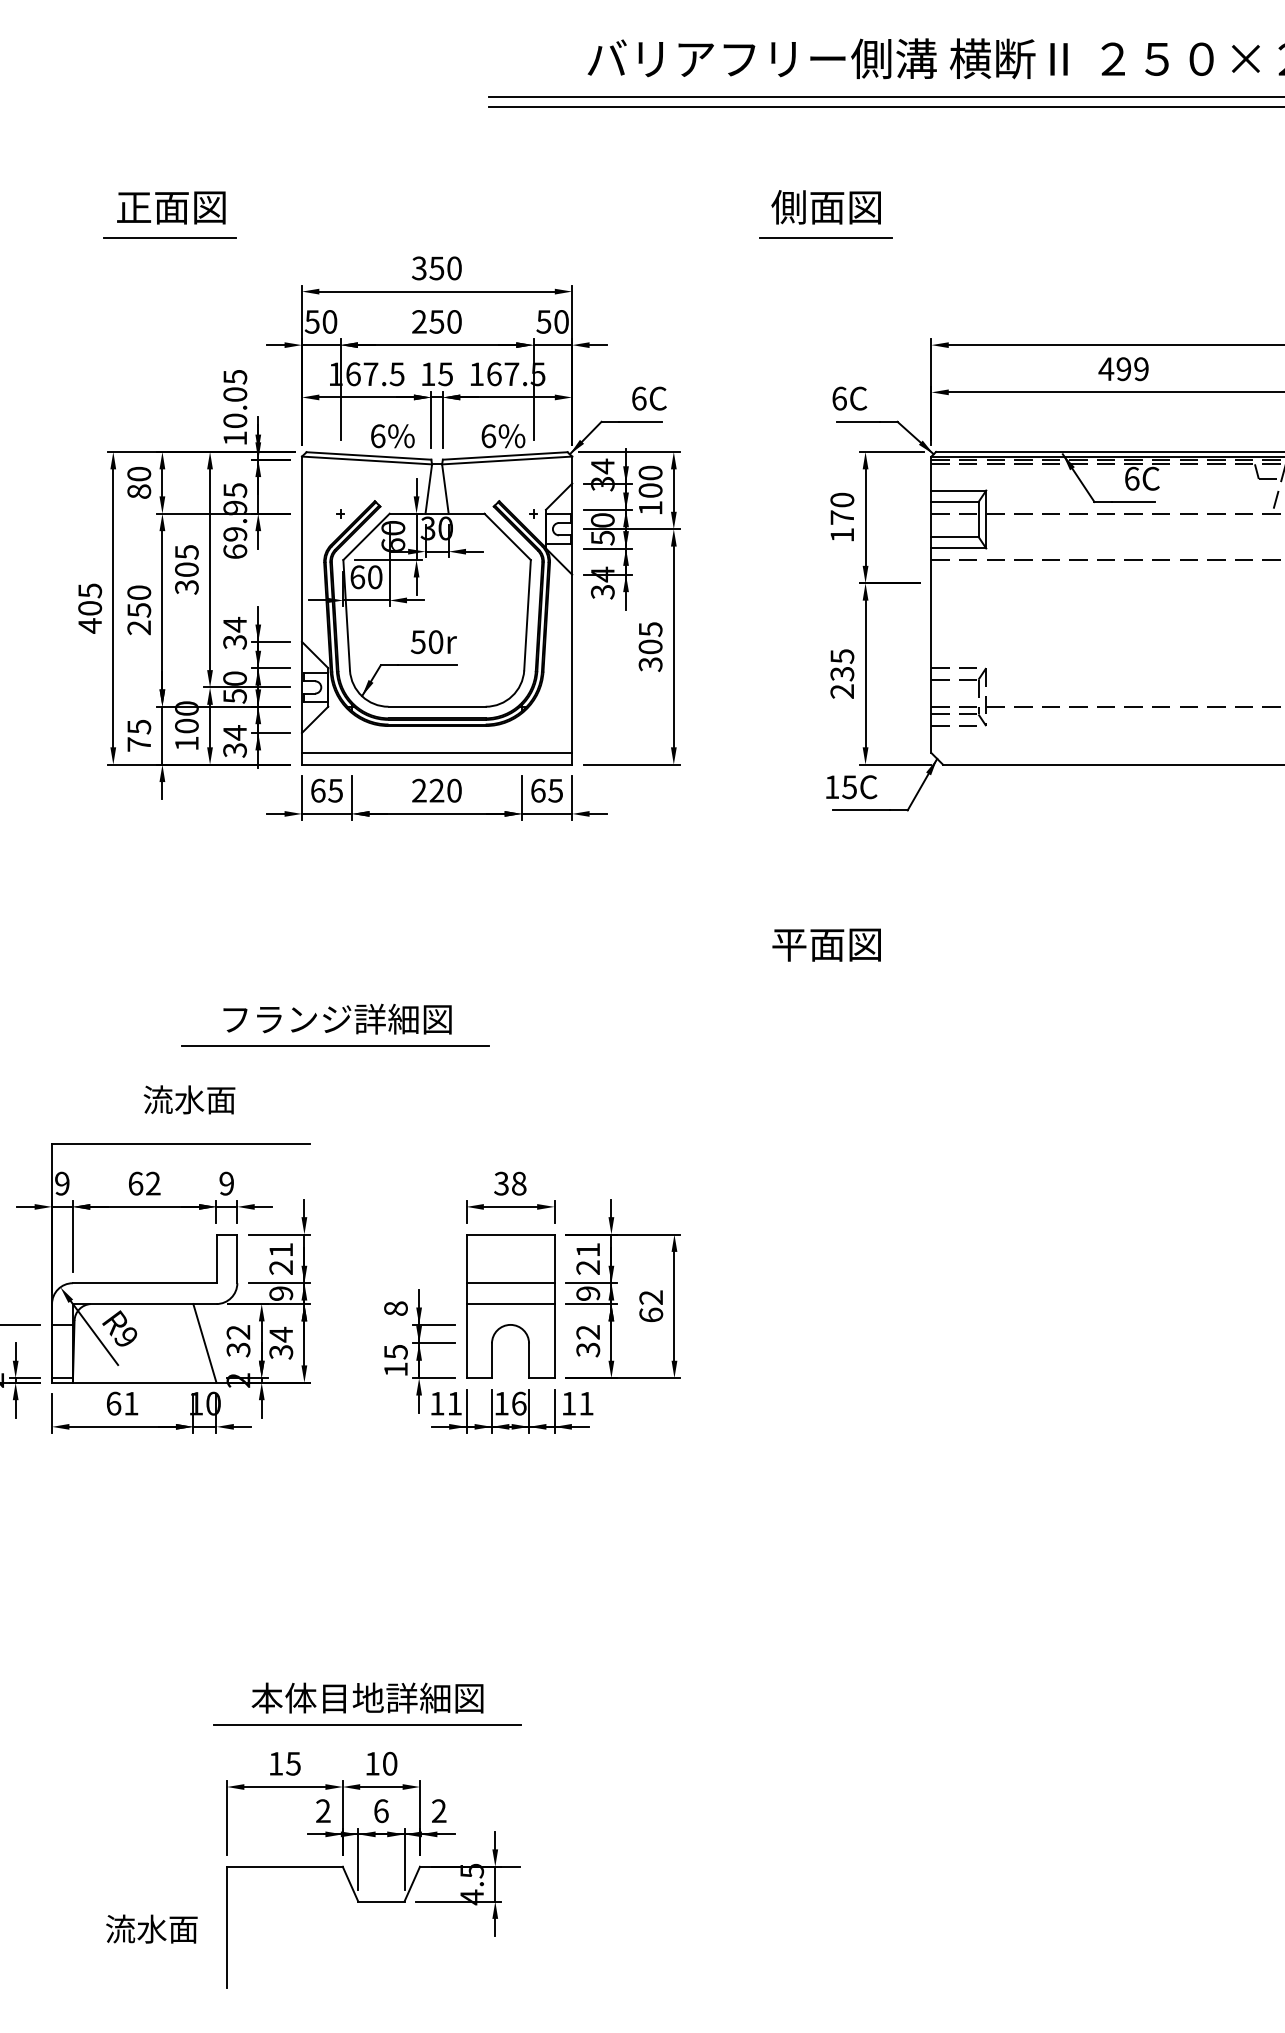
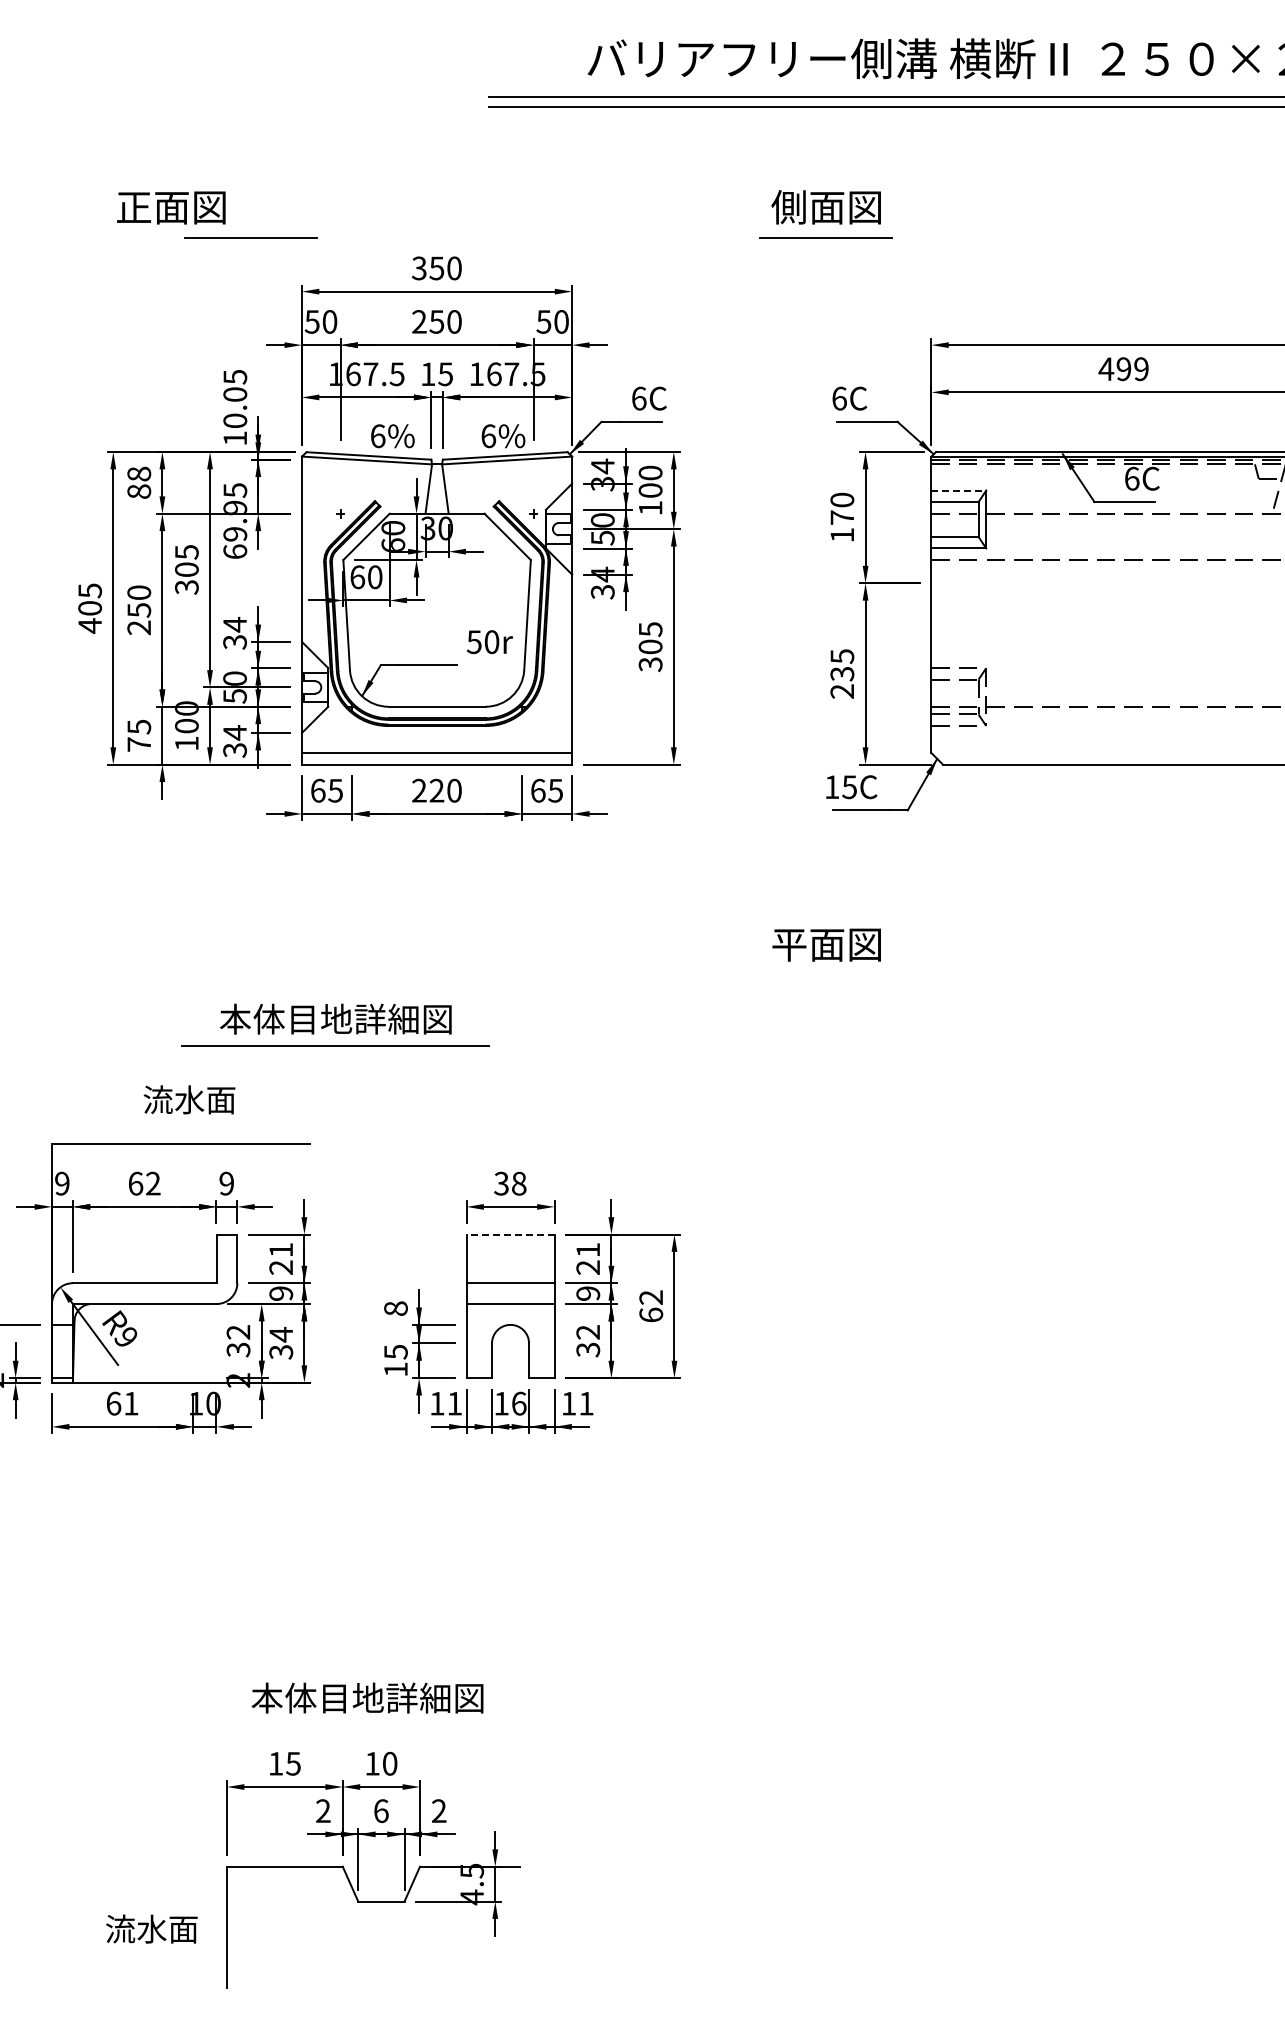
line position: (169, 237) -> (250, 237) (250, 237)
text: 80 -> 88 (139, 473)
line: solid -> dashed (959, 490)
text position: (433, 642) -> (489, 642) (489, 642)
text: フランジ詳細図 -> 本体目地詳細図 (286, 1018)
line: solid -> dashed (510, 1234)
line: present -> none (204, 1343)
line: present -> none (366, 1725)
